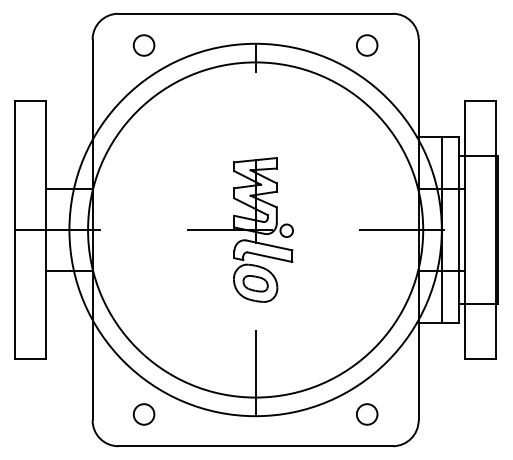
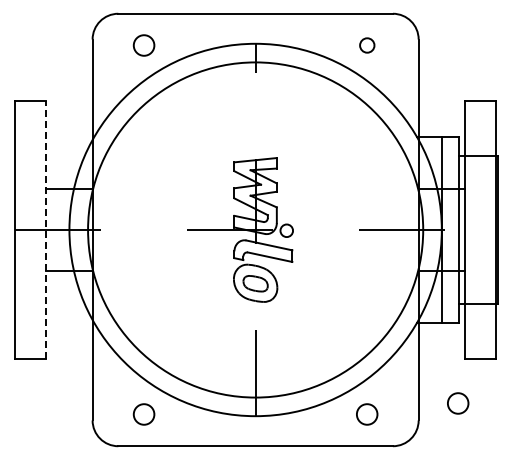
circle size: 23x23 px -> 17x17 px (367, 45)
line: solid -> dashed (46, 230)
circle: none -> present (458, 403)
